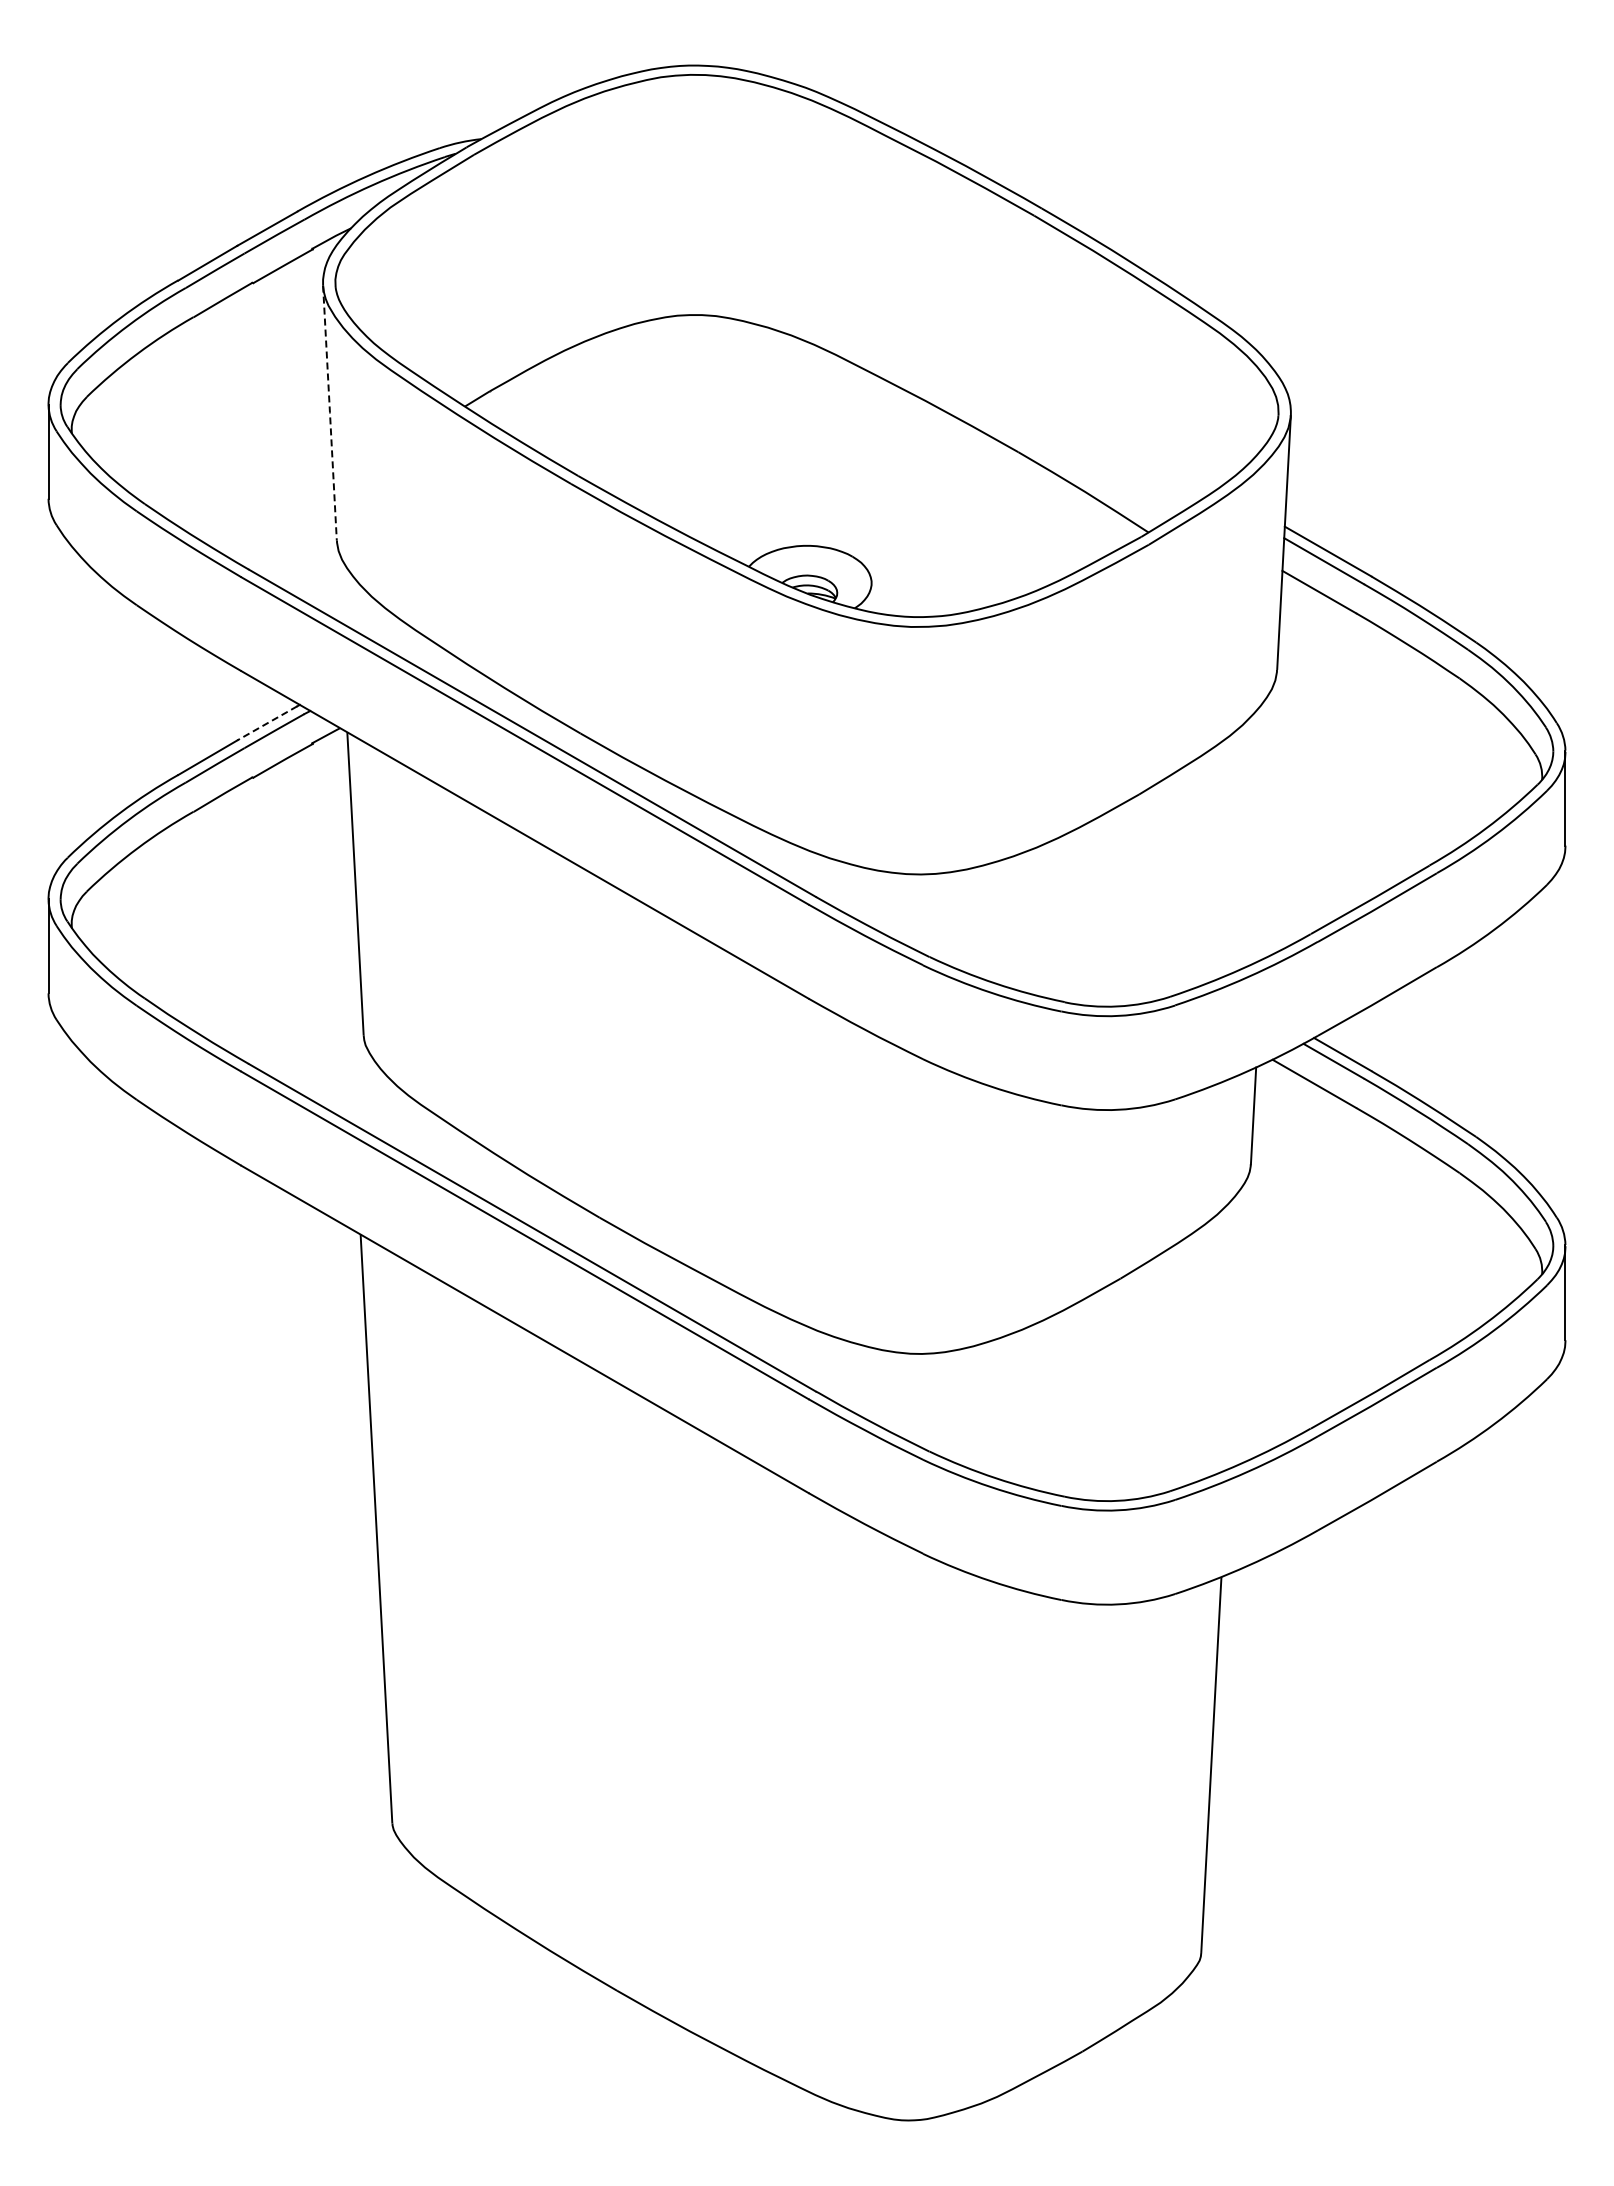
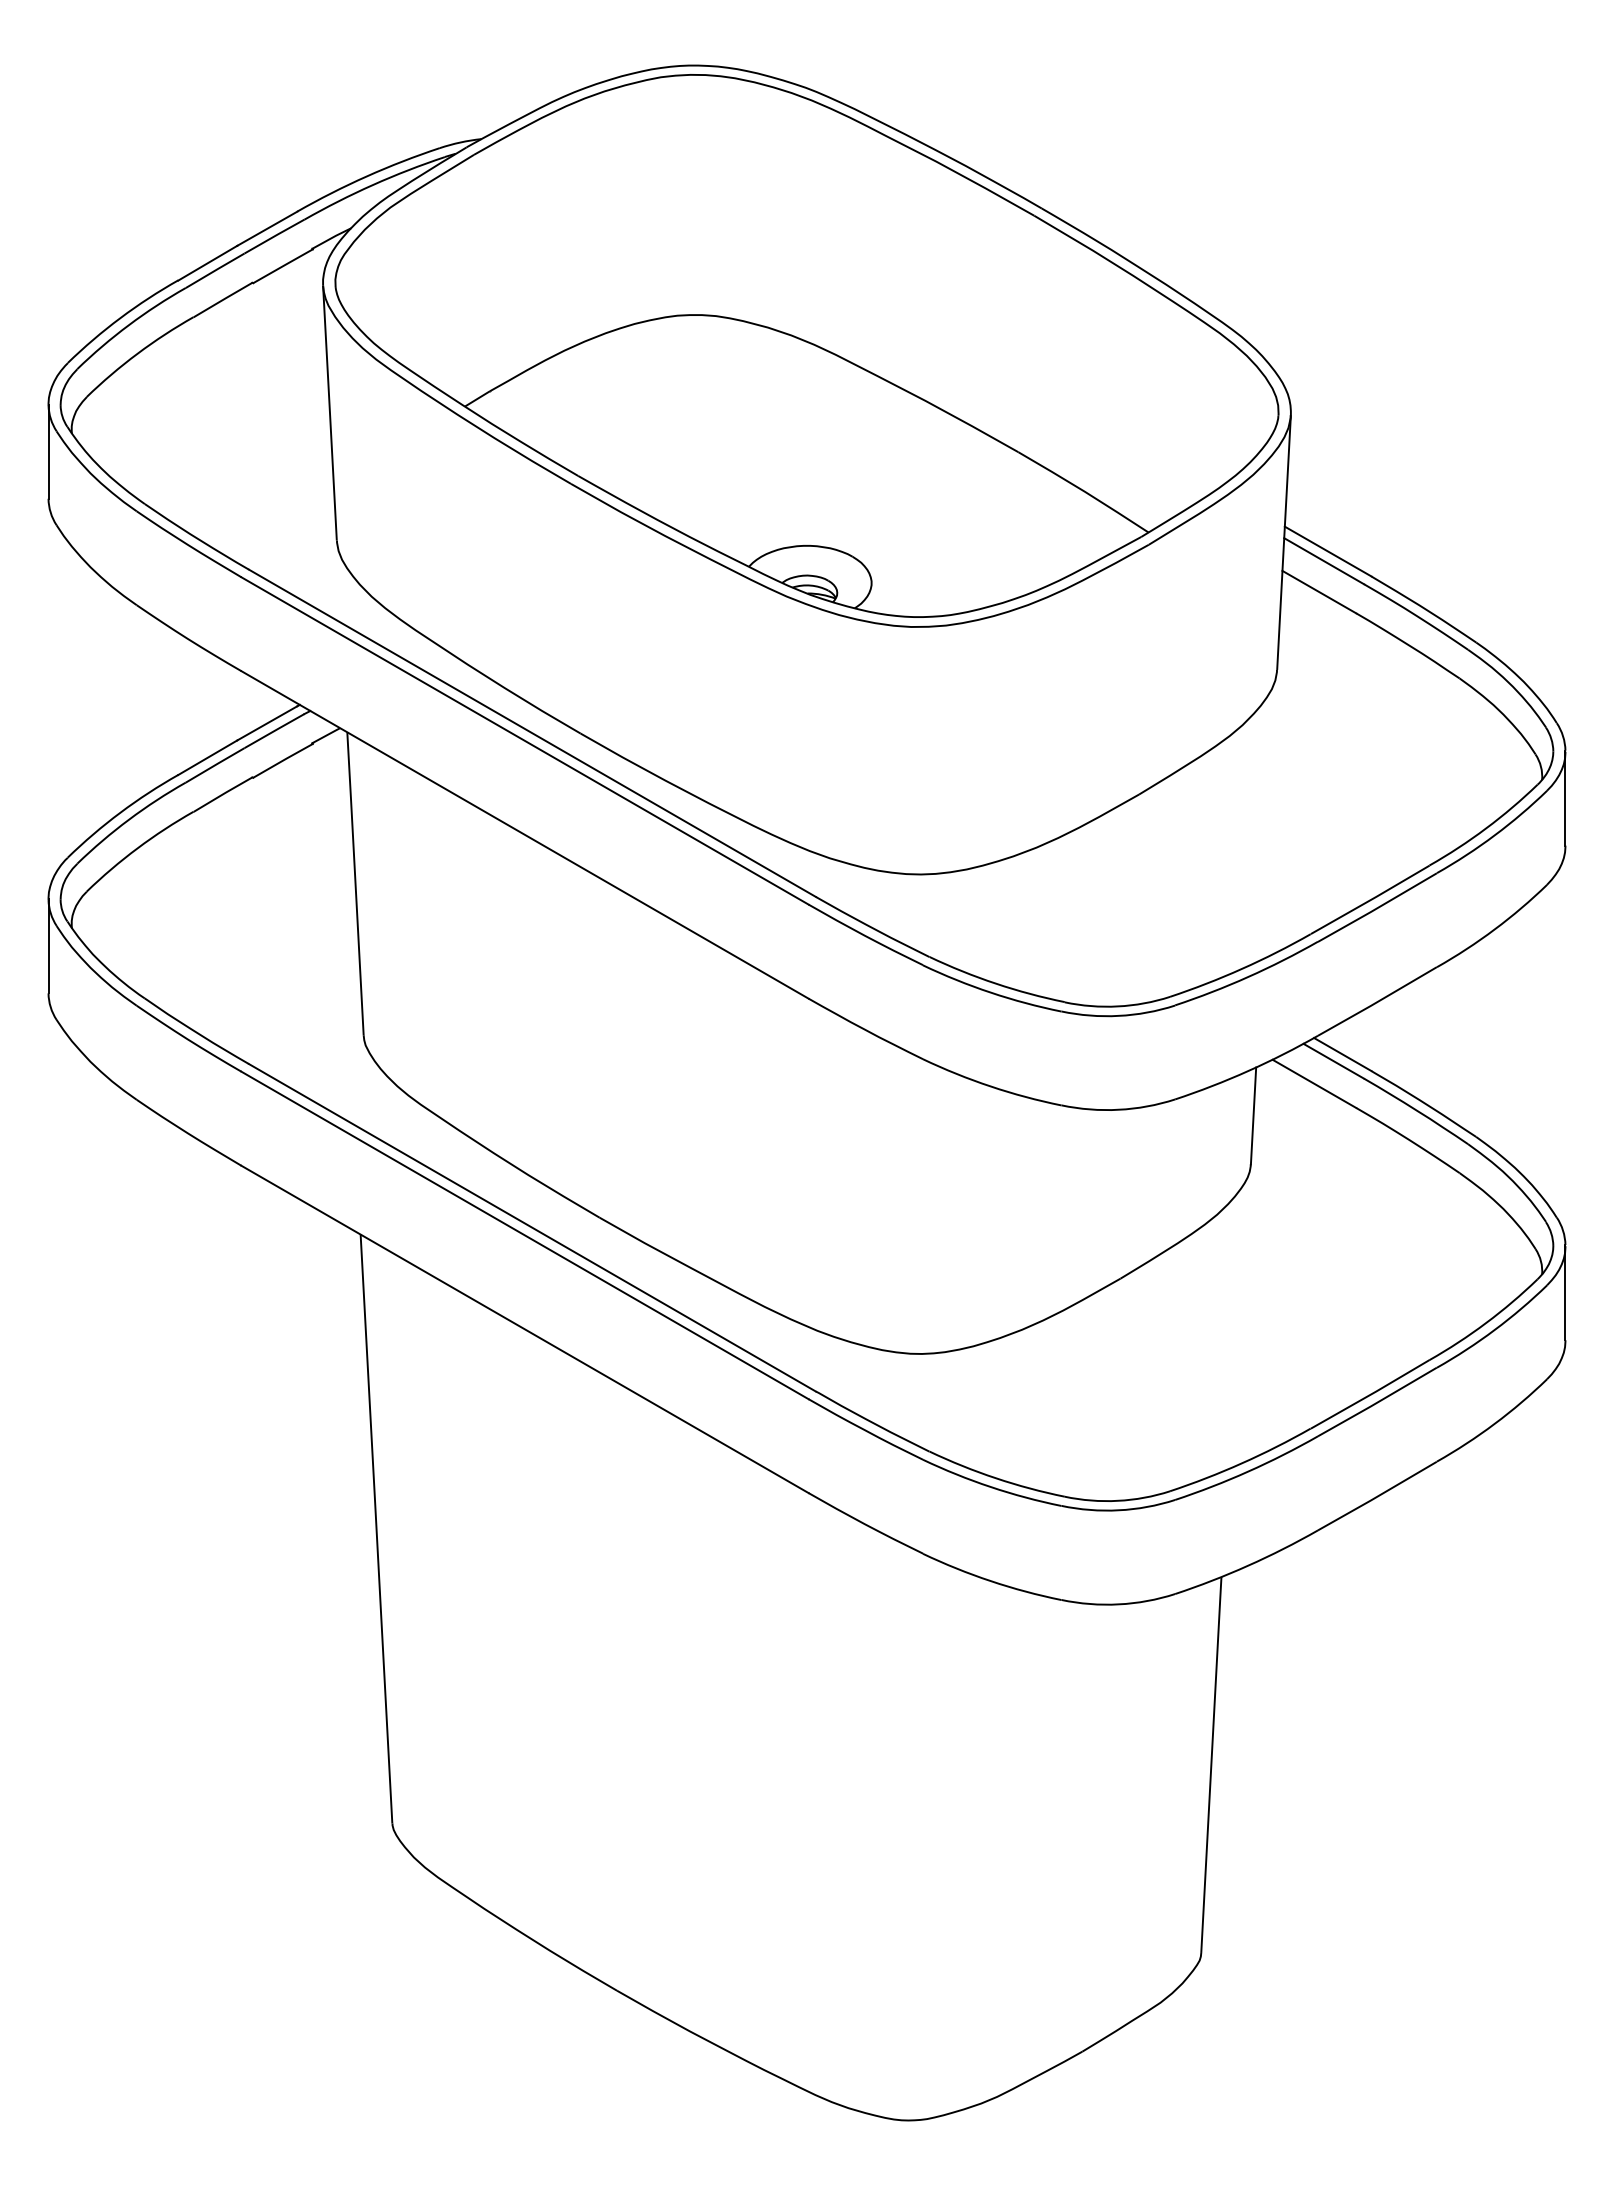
line: dashed -> solid (330, 413)
line: dashed -> solid (266, 723)
